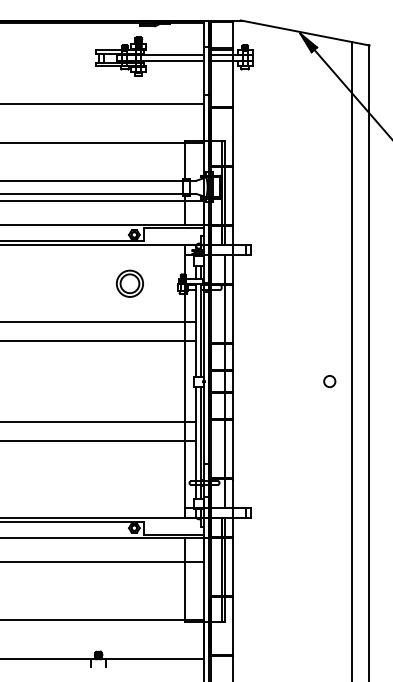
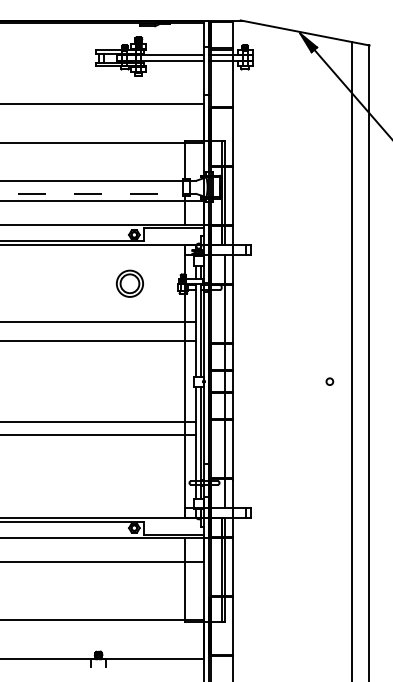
line: solid -> dashed (98, 193)
circle size: 14x14 px -> 10x9 px (329, 381)
line position: (99, 440) -> (99, 434) (99, 434)
